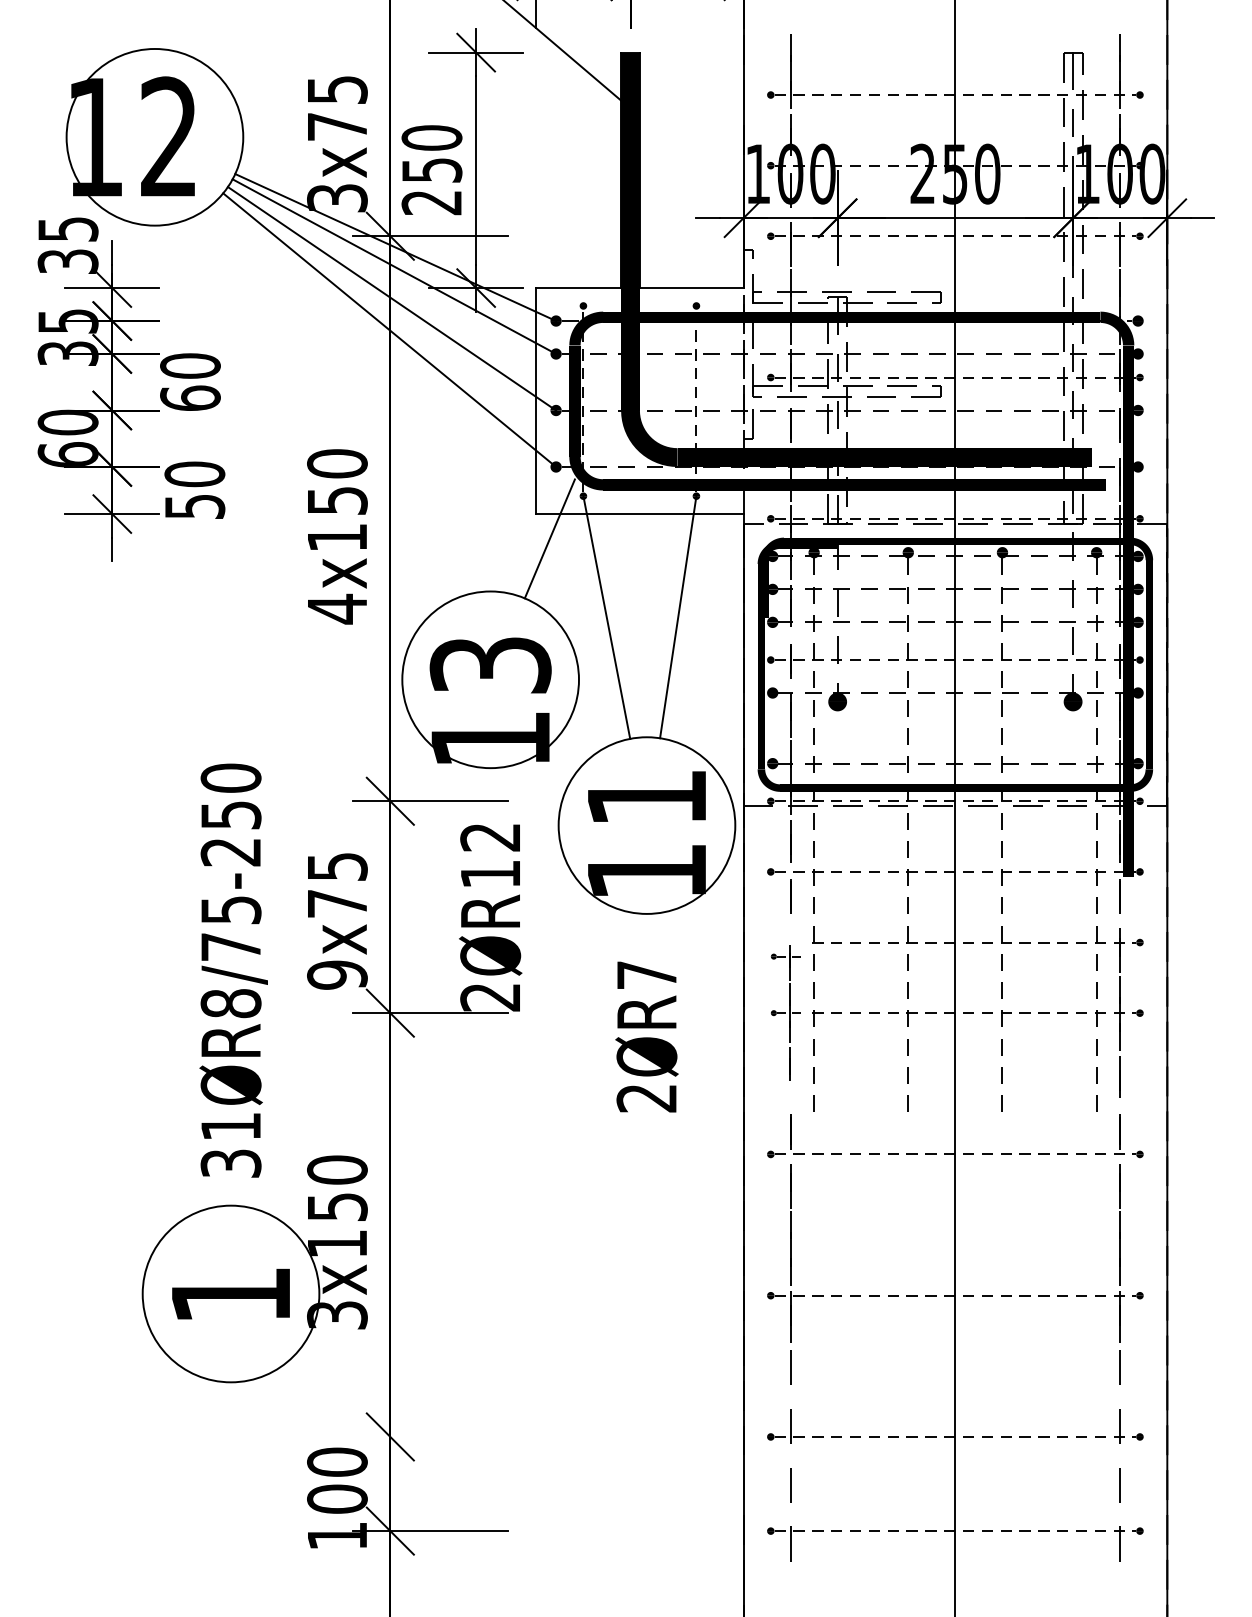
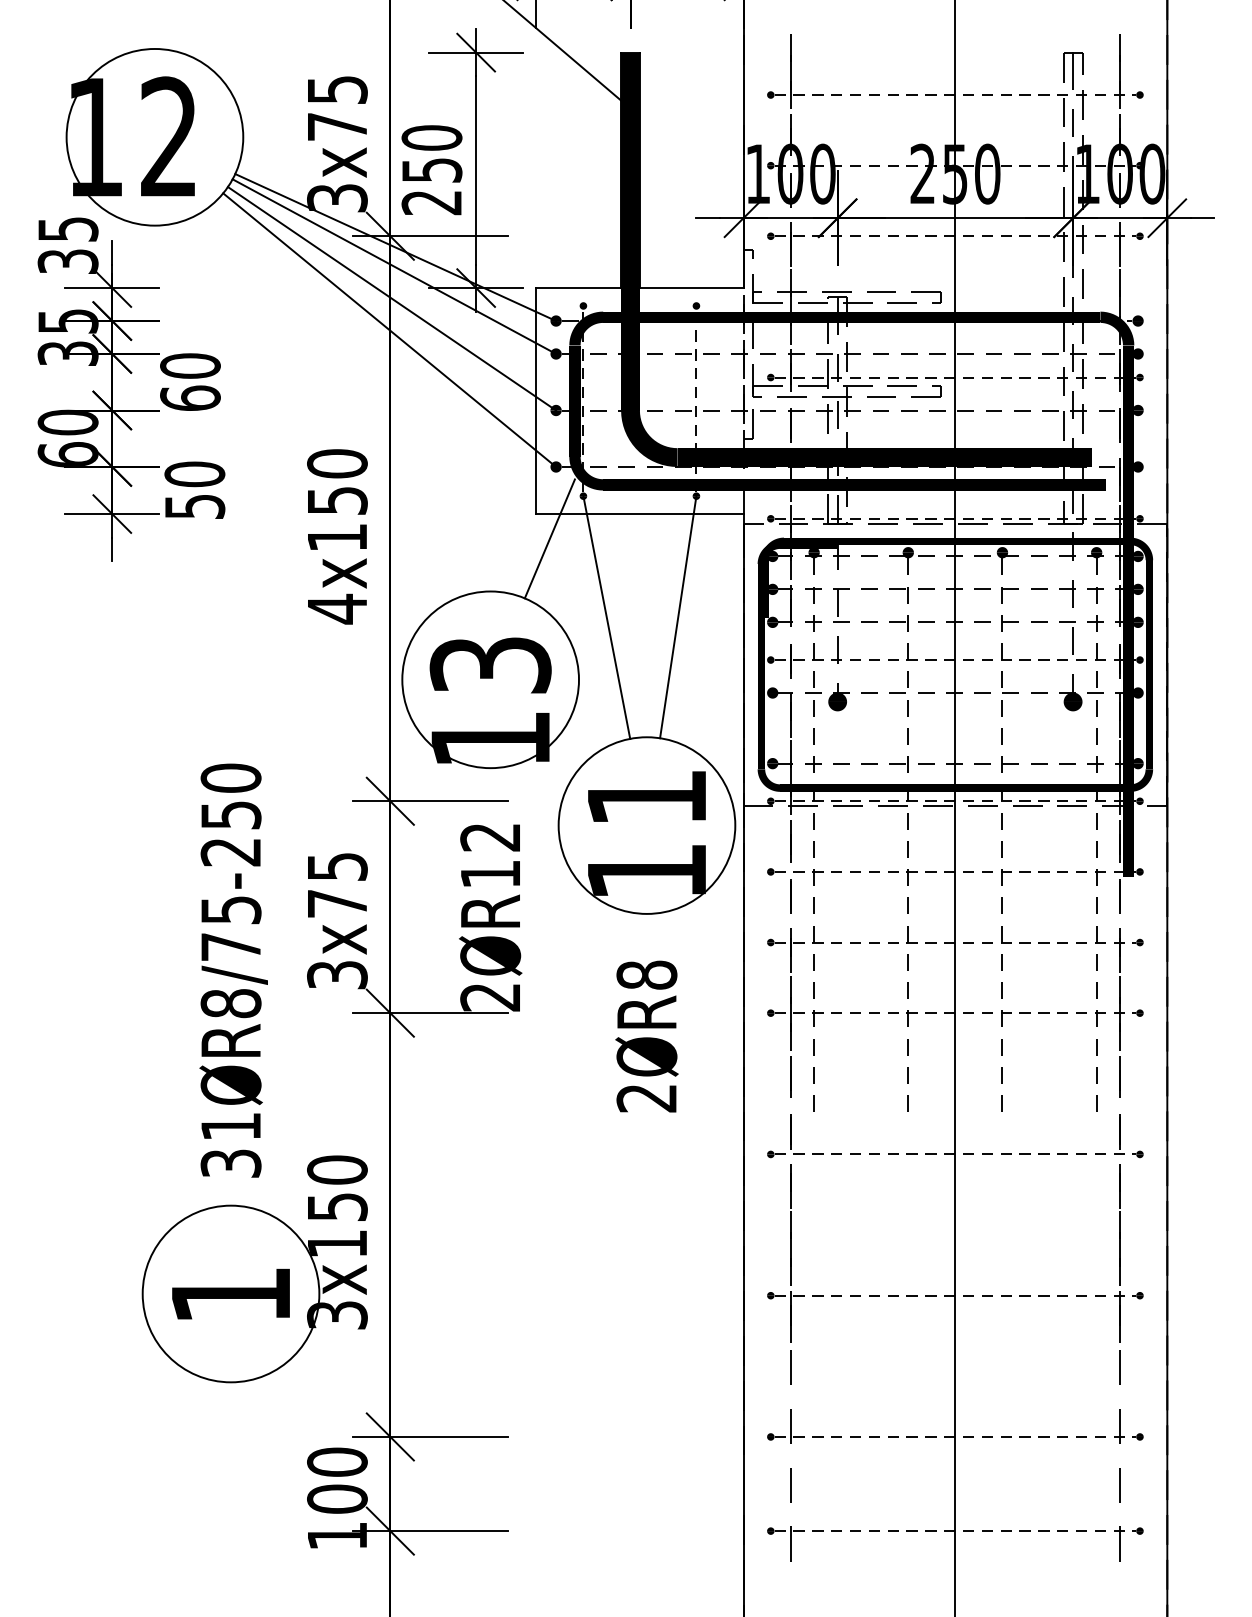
text: 9x75 -> 3x75 (337, 974)
text: 2ØR7 -> 2ØR8 (646, 974)
part size: 31x136 px -> 38x170 px (785, 1012)
line: none -> present (430, 1436)
